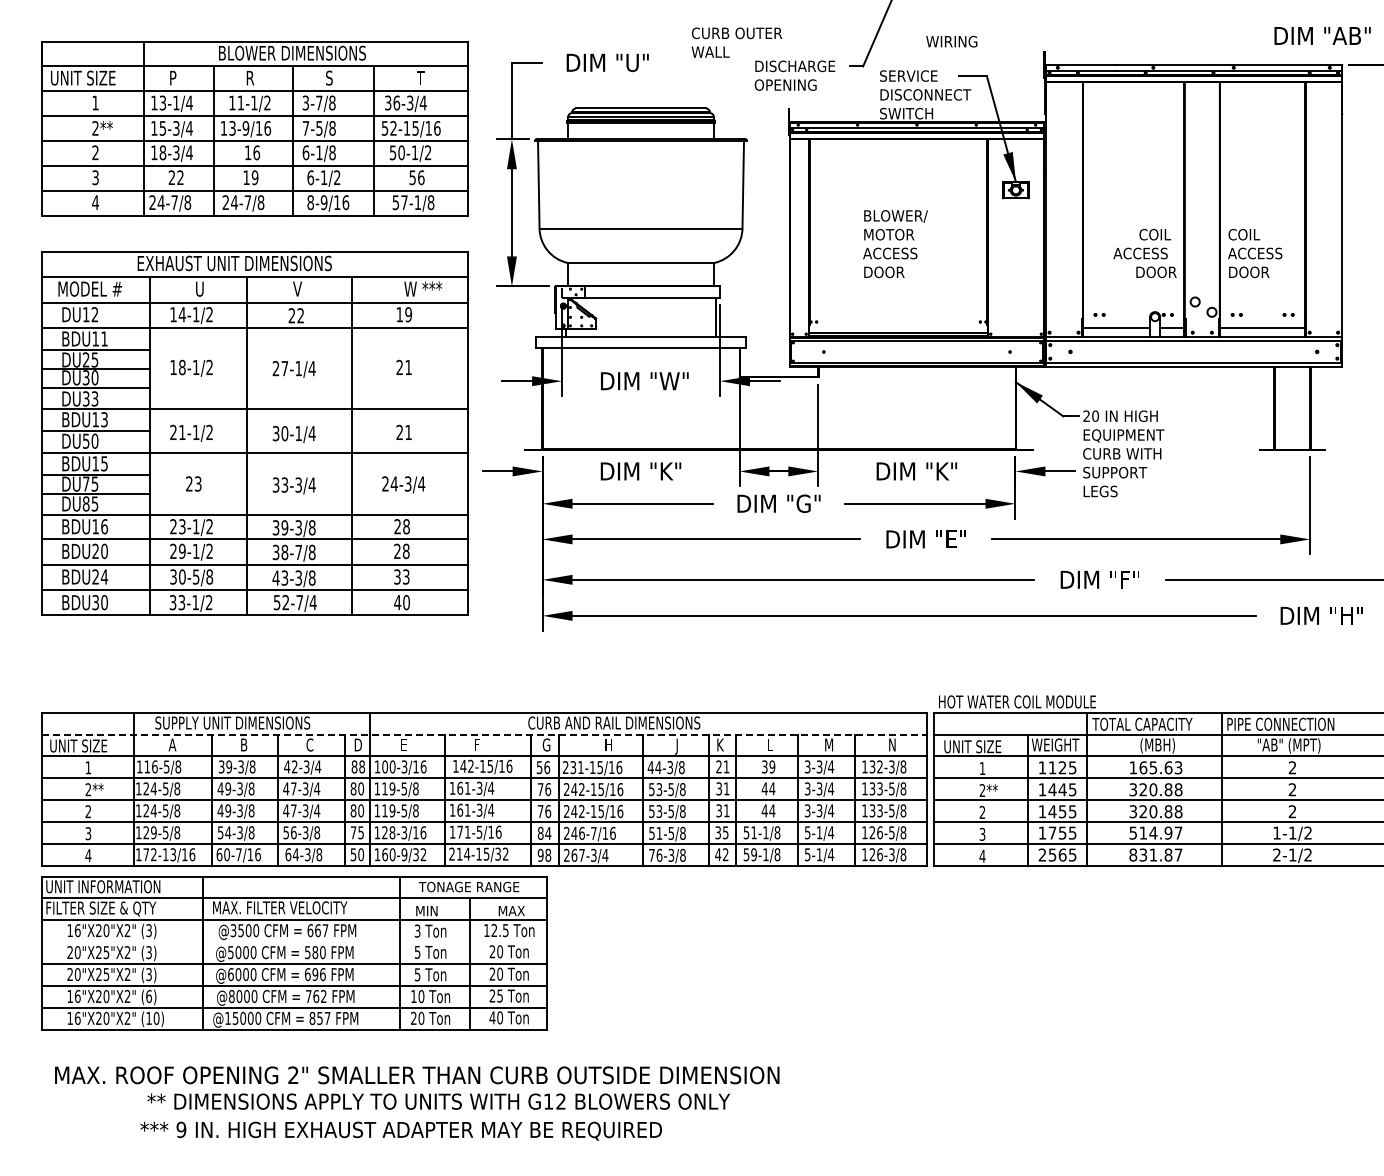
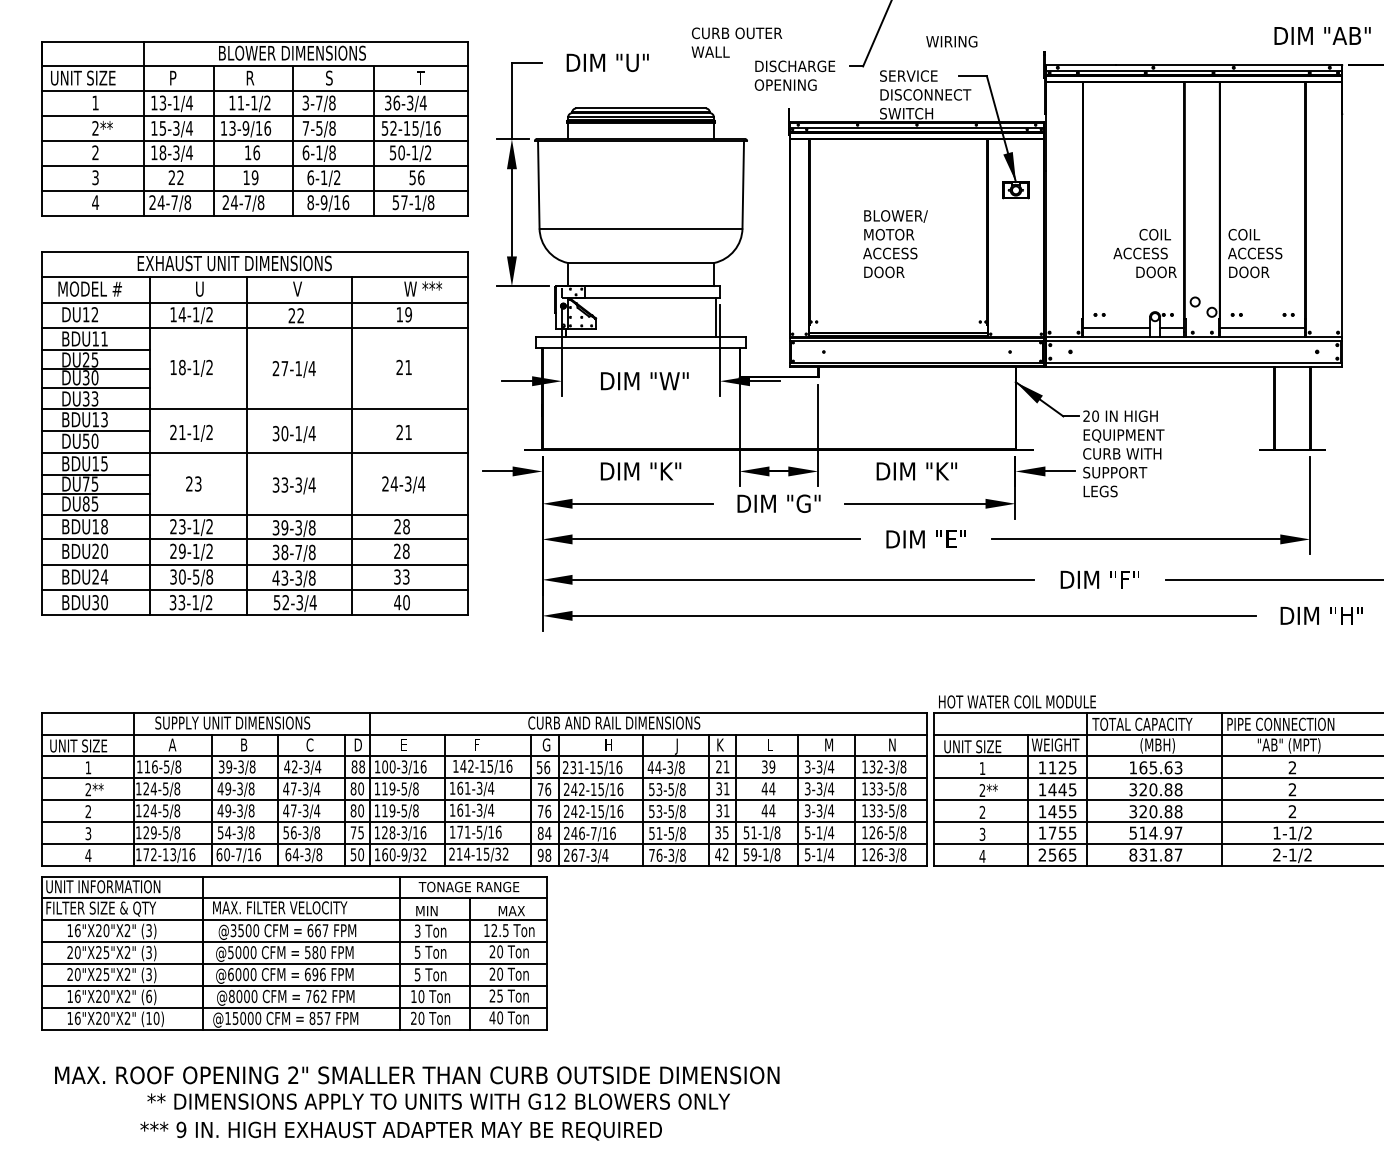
text: BDU16 -> BDU18 (104, 526)
text: 52-7/4 -> 52-3/4 (299, 602)
line: dashed -> solid (484, 734)
line: none -> present (294, 942)
